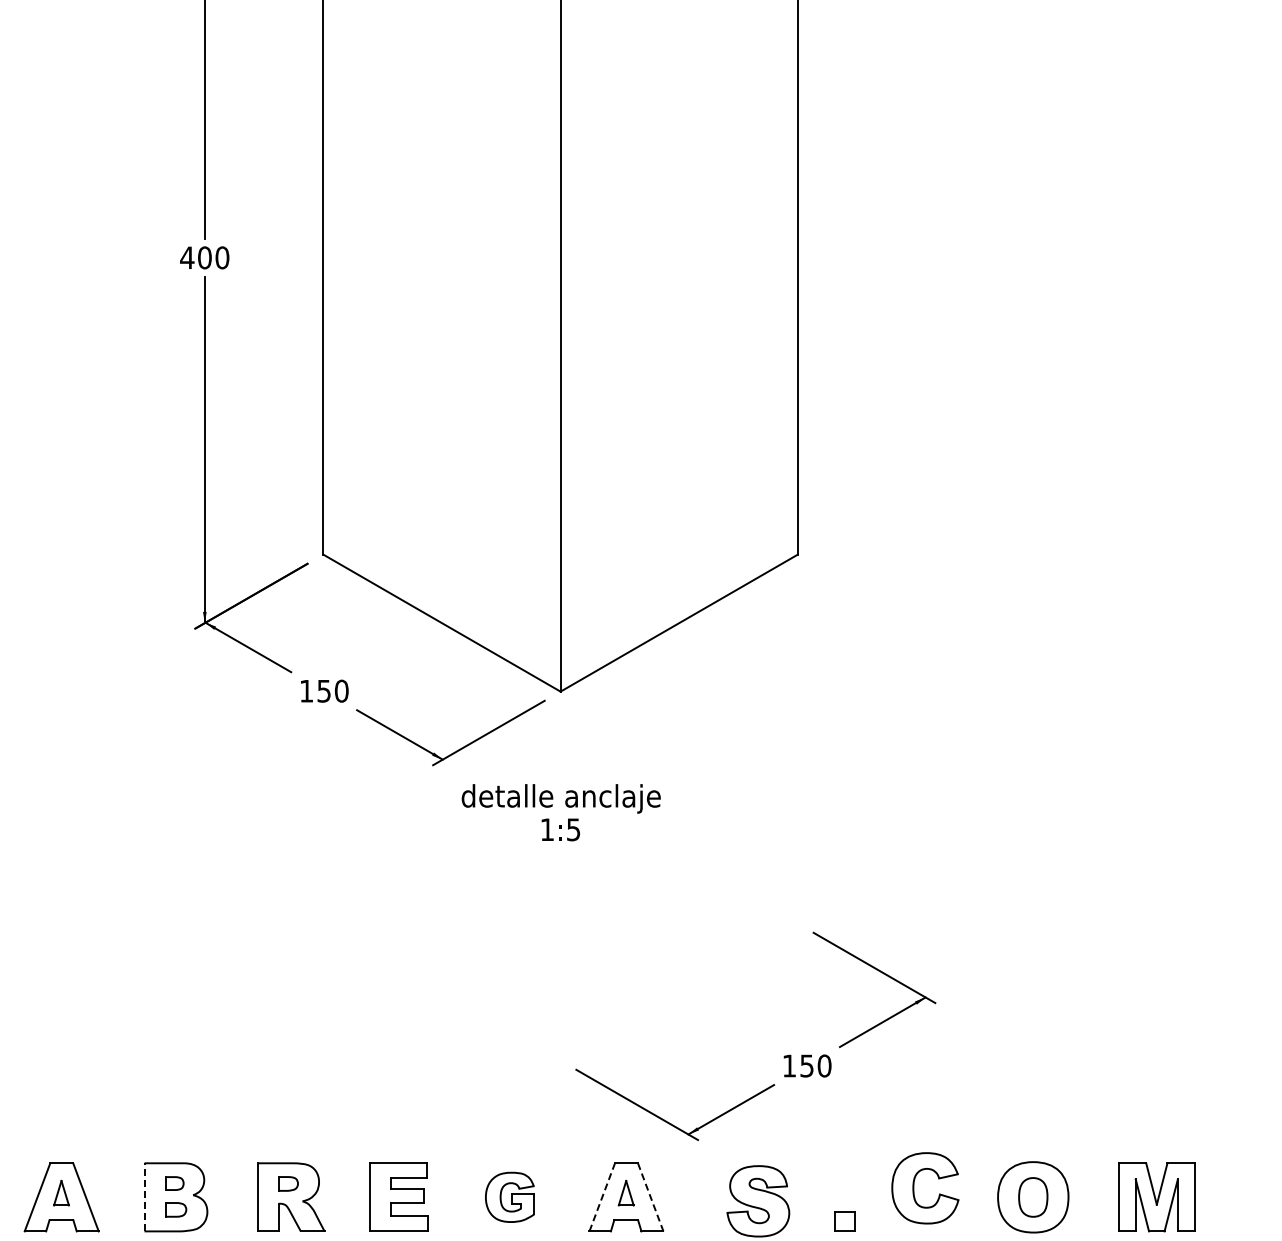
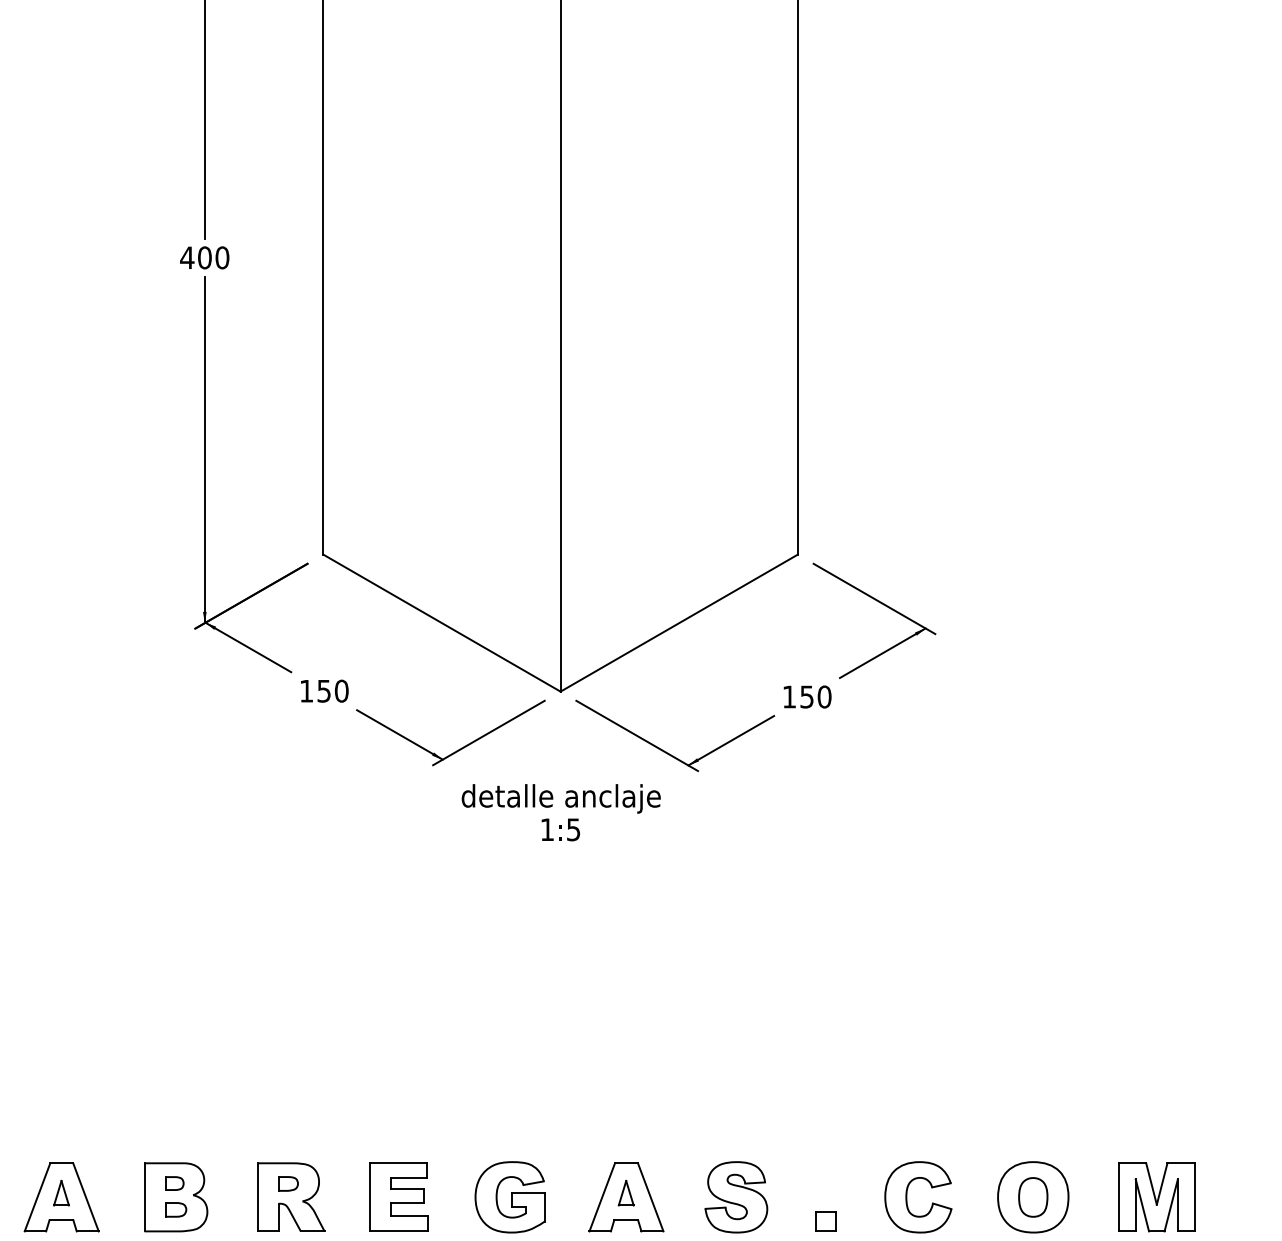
part position: (783, 1056) -> (783, 687) (783, 687)
part position: (914, 1188) -> (907, 1197) (907, 1197)
line: dashed -> solid (144, 1196)
part size: 50x52 px -> 72x73 px (509, 1197)
line: dashed -> solid (602, 1196)
line: dashed -> solid (650, 1197)
part position: (758, 1201) -> (736, 1197) (736, 1197)
part position: (844, 1221) -> (825, 1221) (825, 1221)
